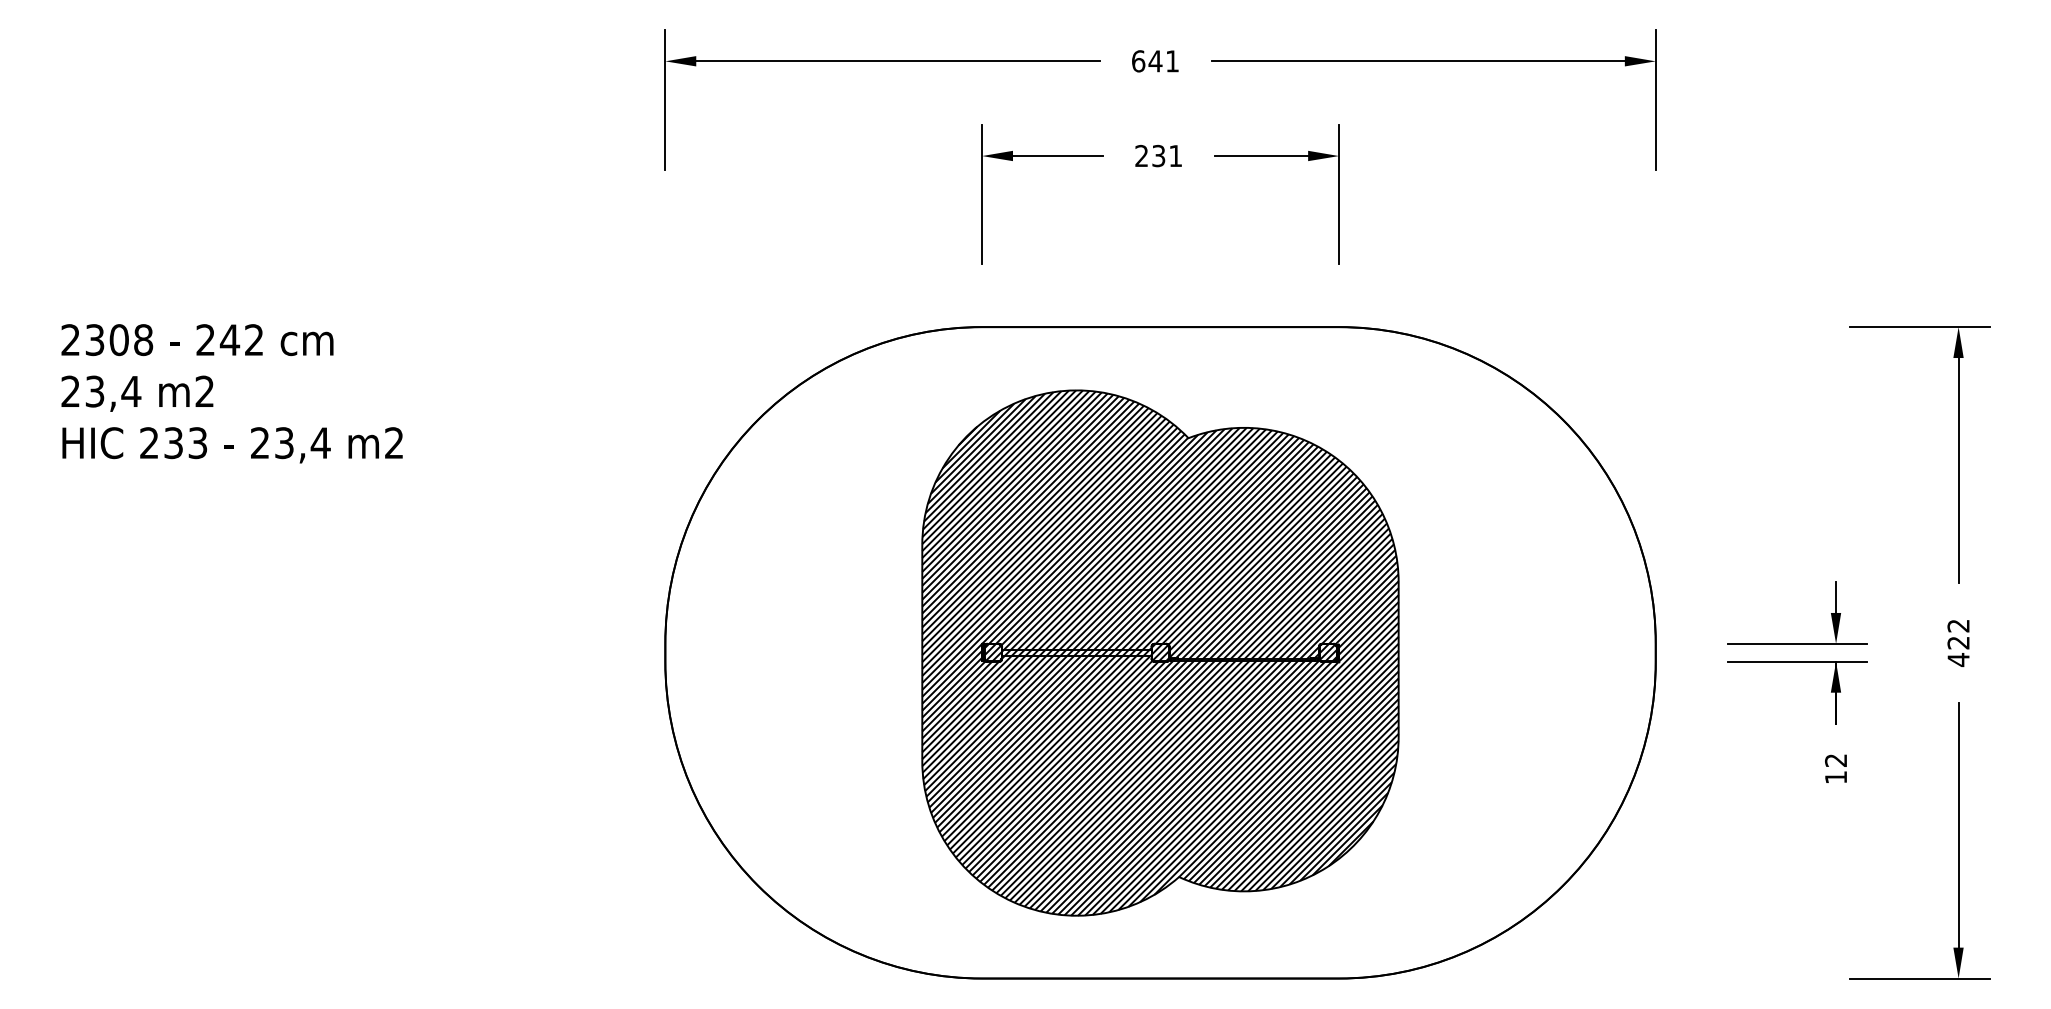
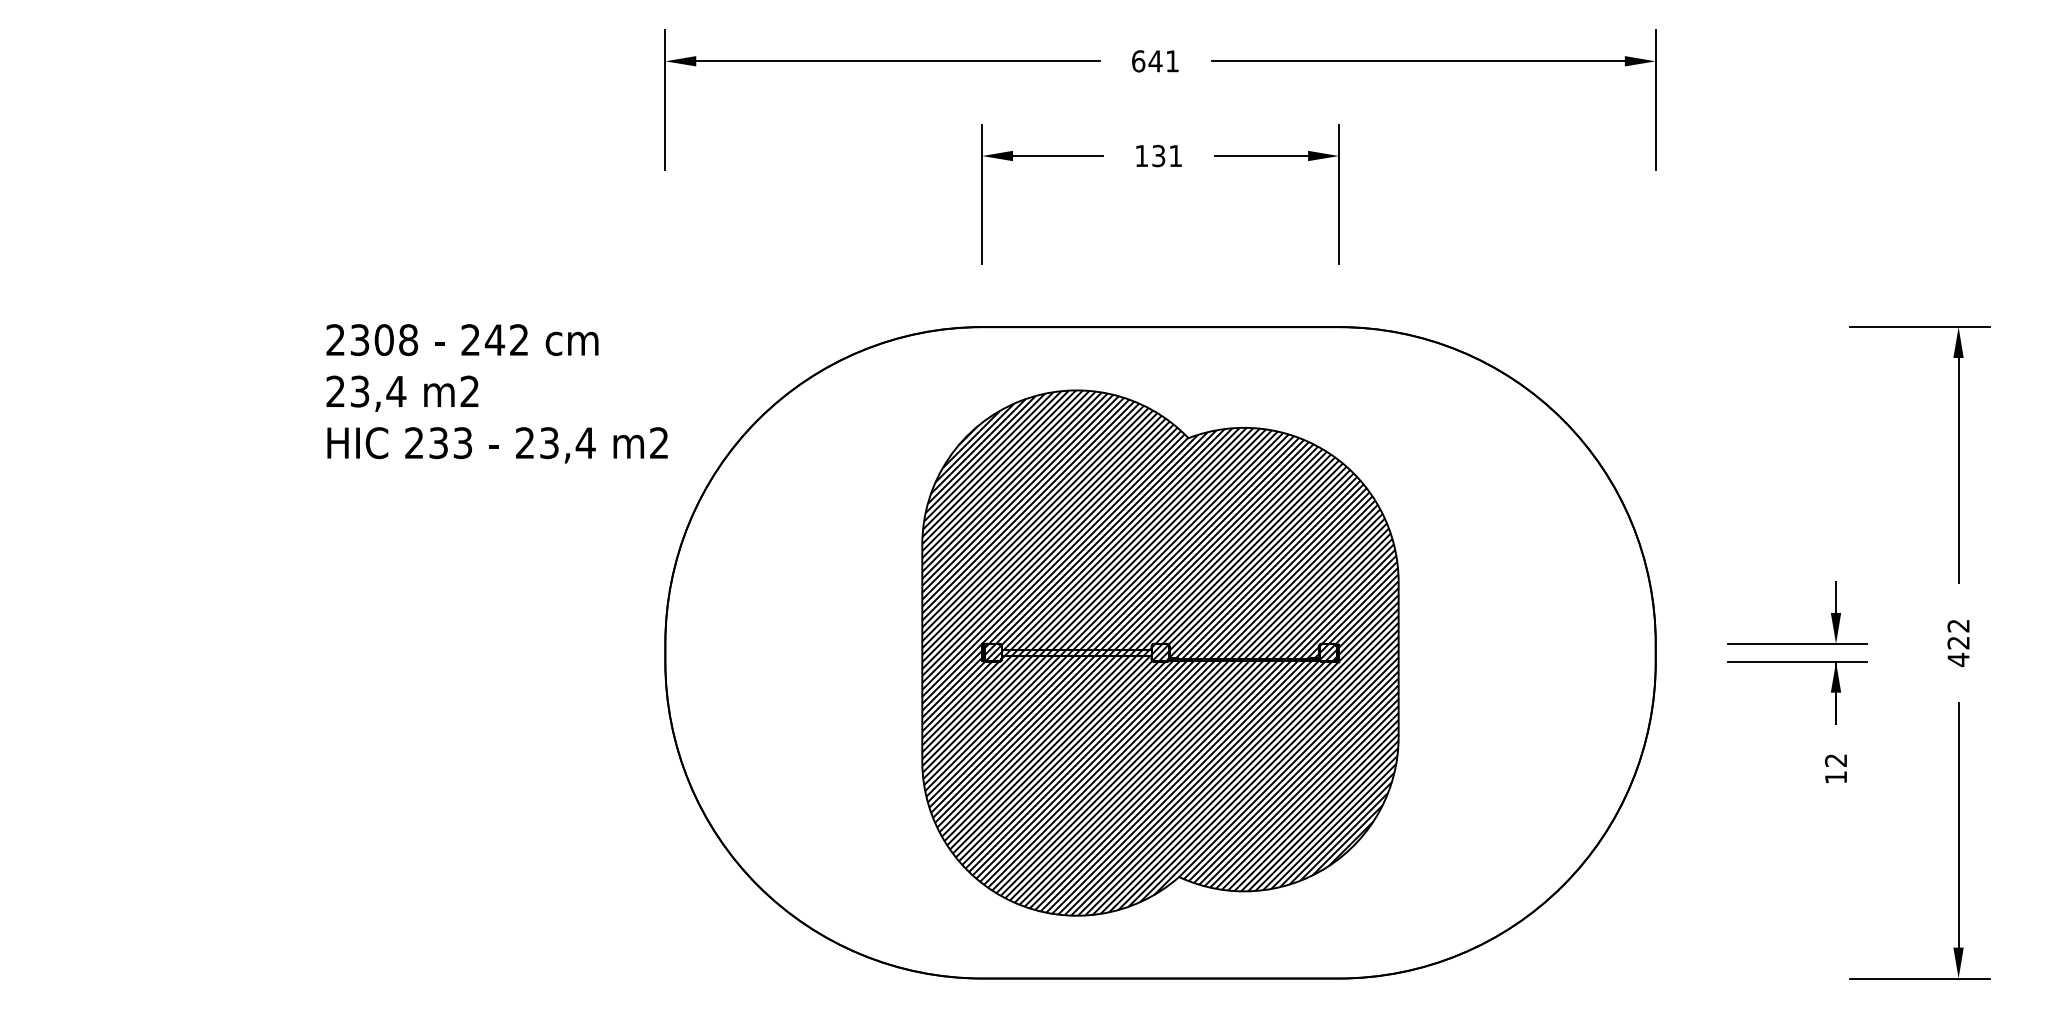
text: 231 -> 131 (1141, 155)
text position: (231, 393) -> (496, 393) (496, 393)
